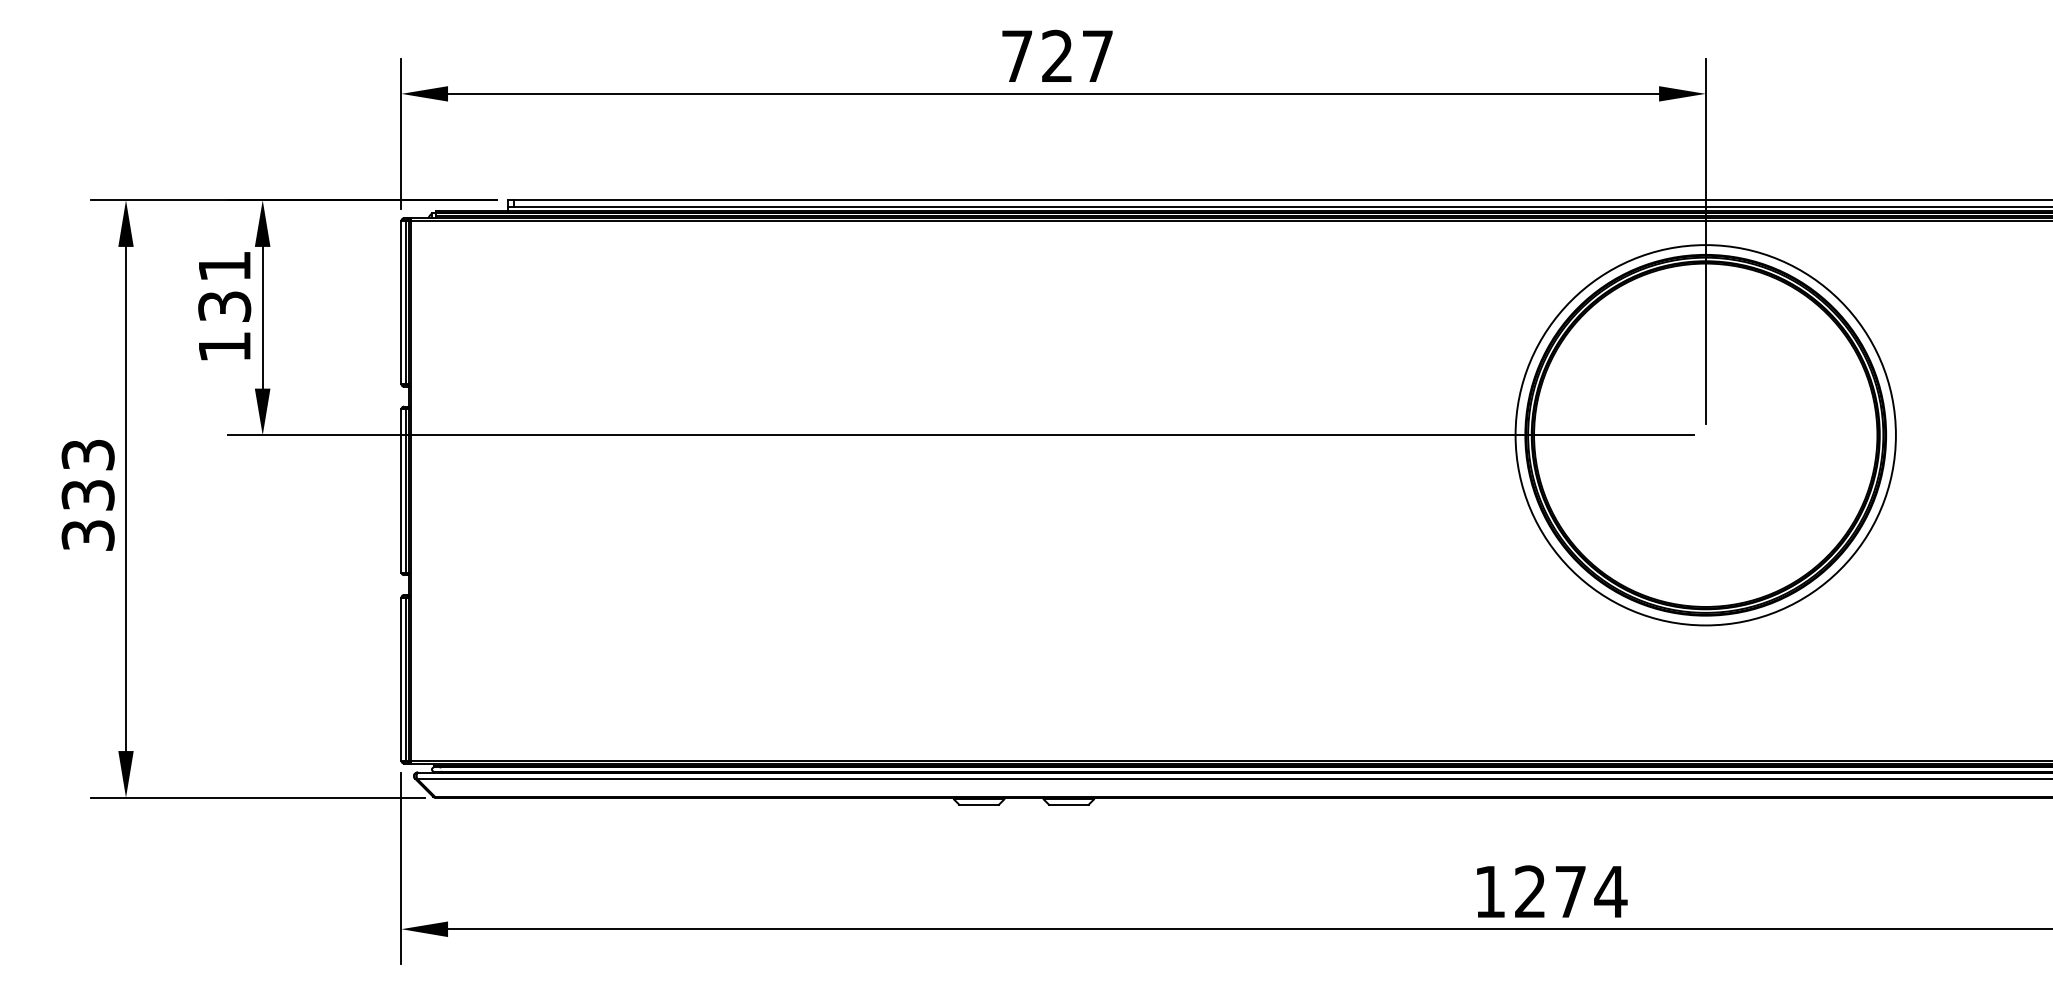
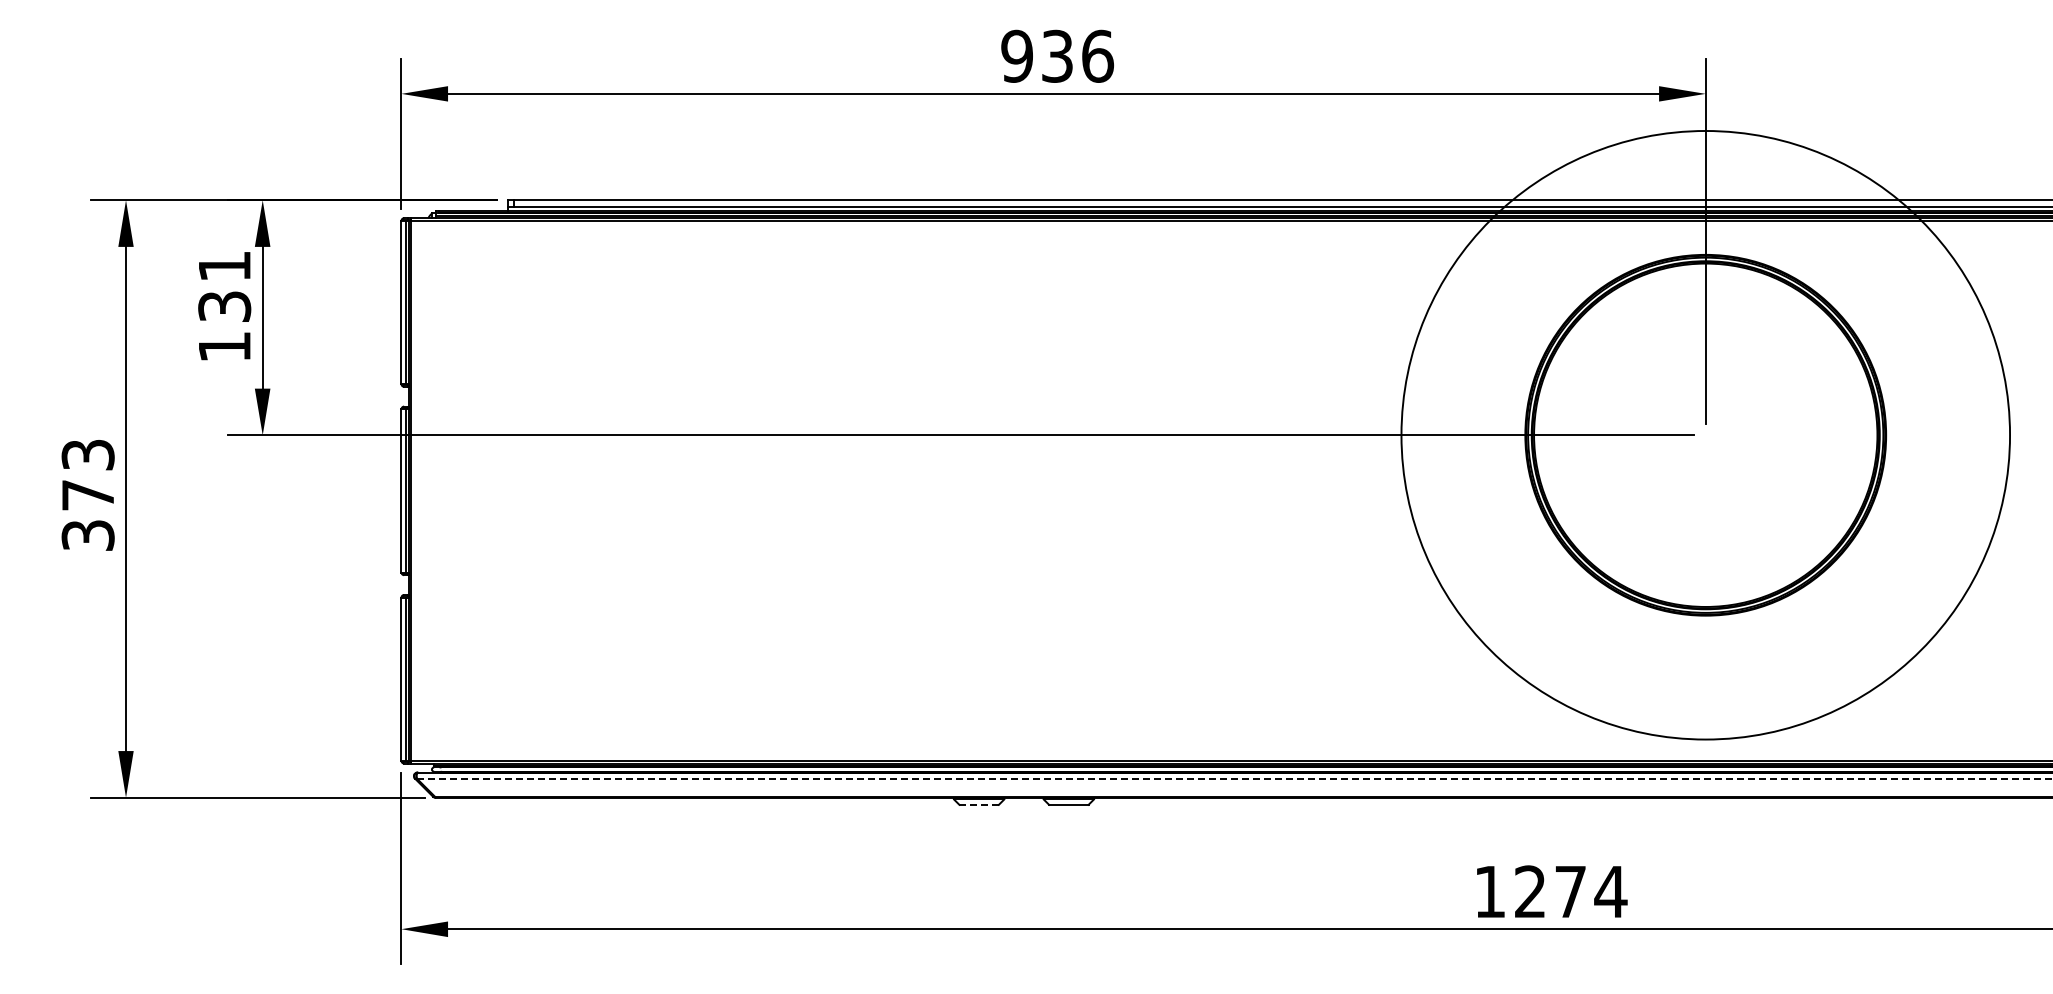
text: 727 -> 936 (1057, 55)
circle diameter: 380 px -> 609 px (1705, 435)
text: 333 -> 373 (87, 495)
line: solid -> dashed (1234, 778)
line: solid -> dashed (979, 804)
